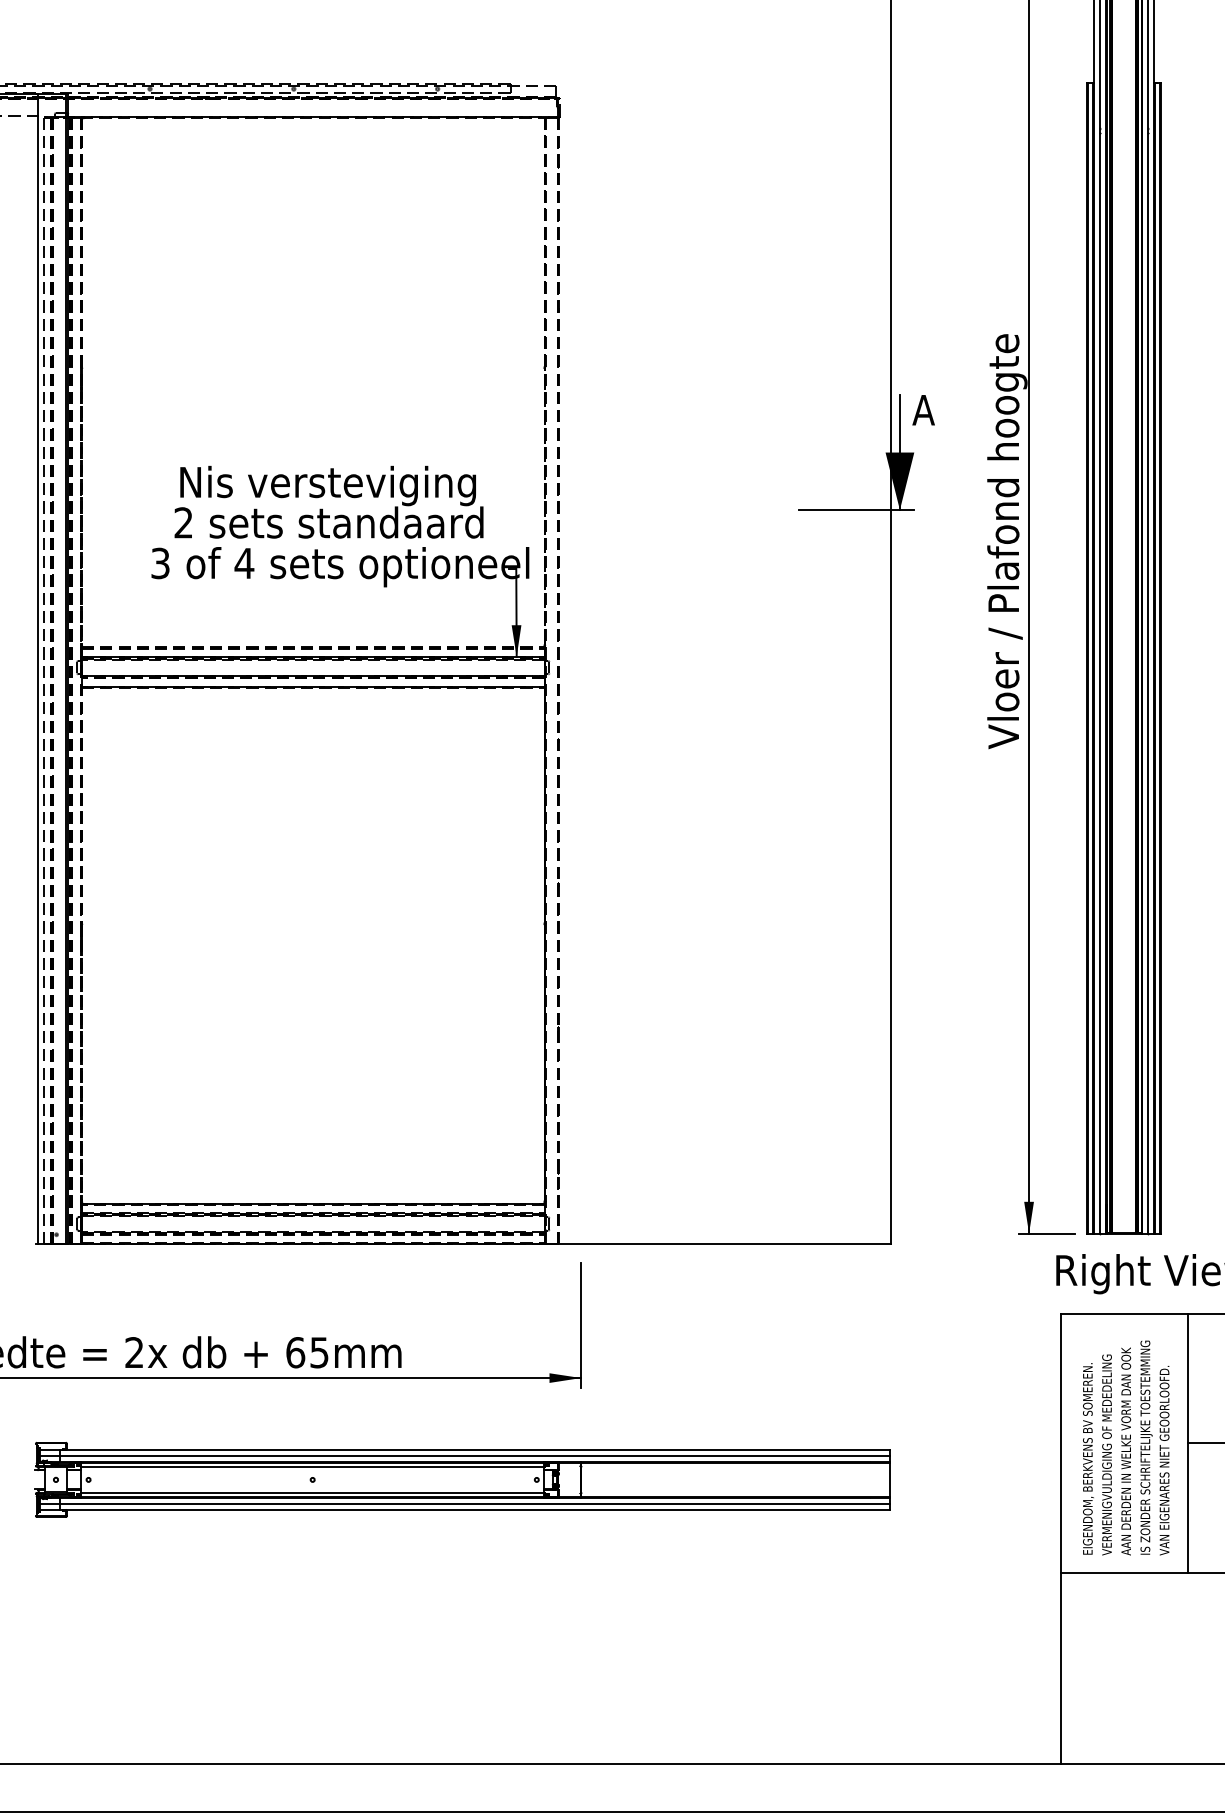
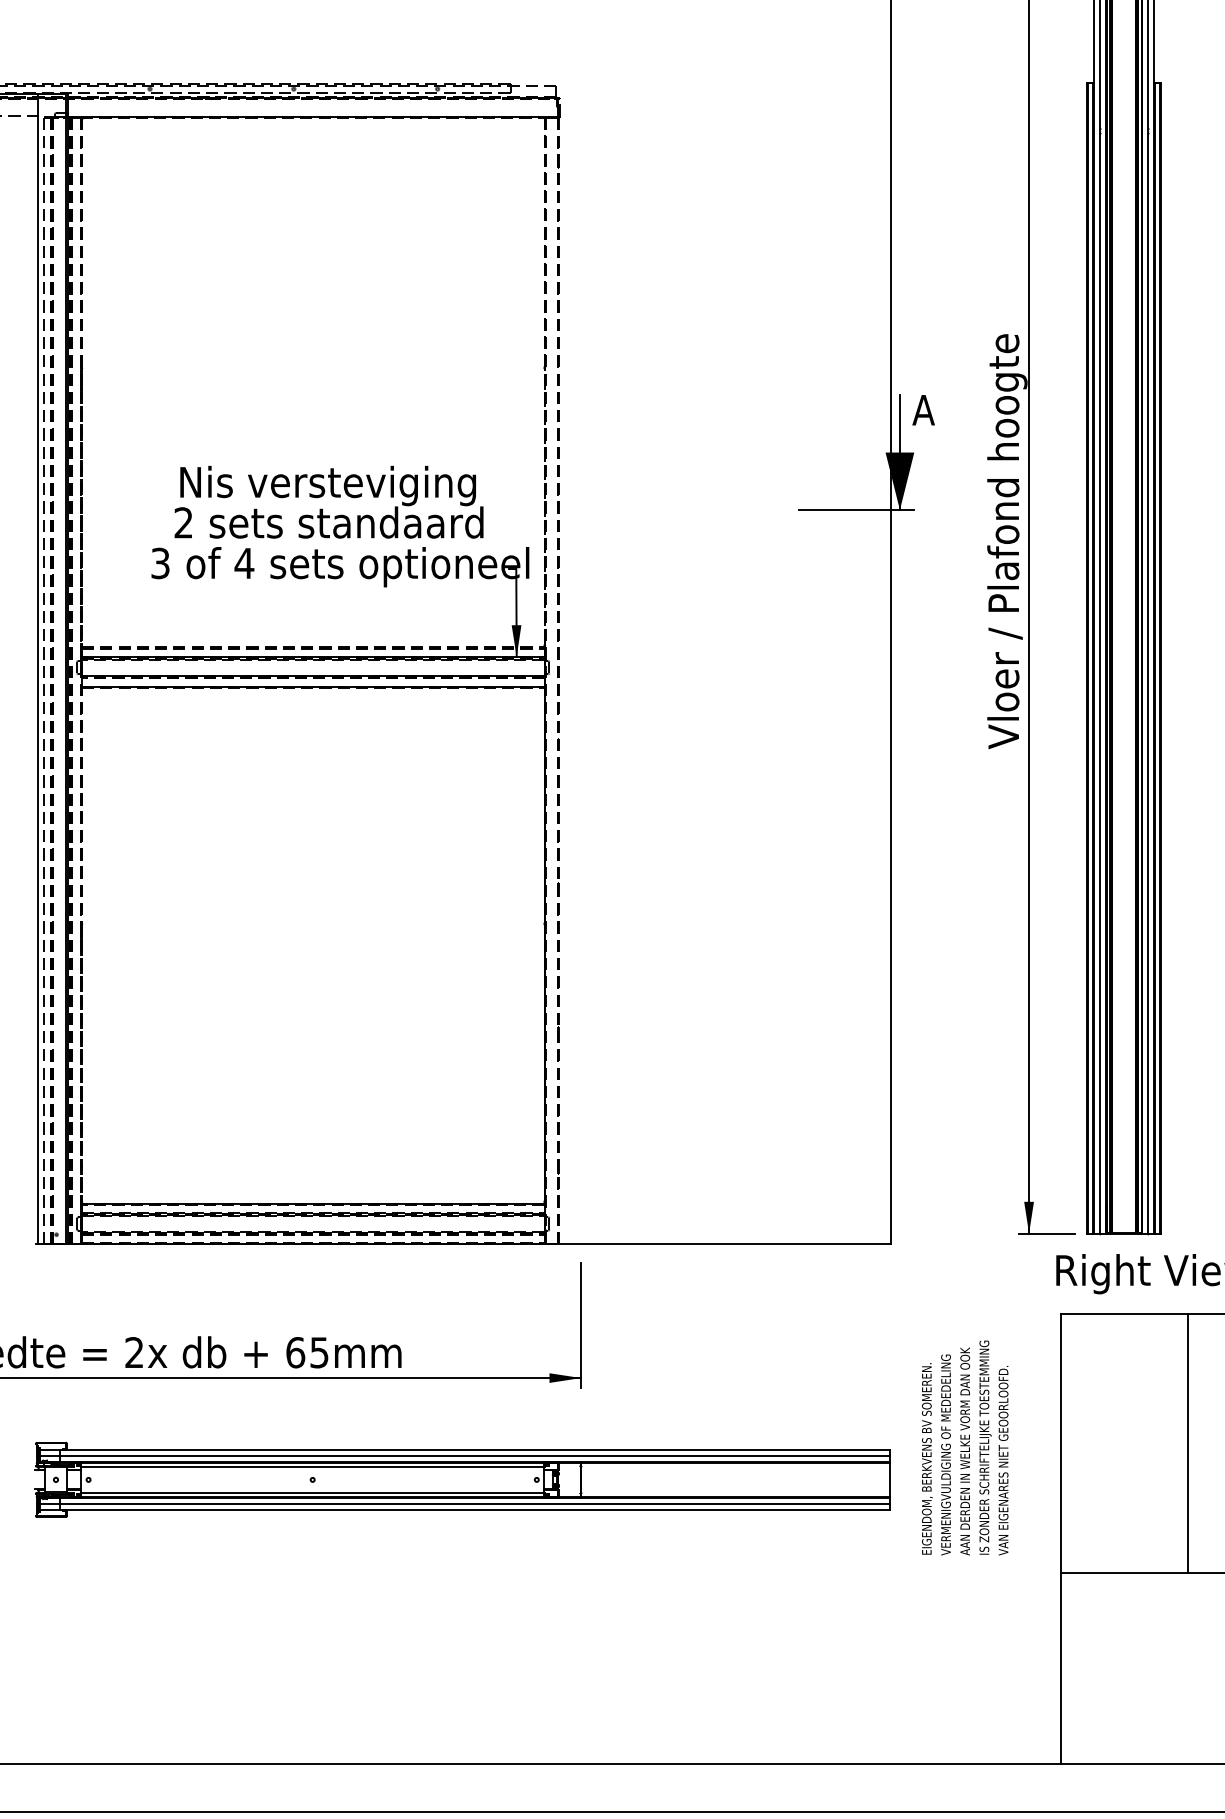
line: present -> none (1204, 1443)
text position: (1126, 1447) -> (965, 1447) (965, 1447)
